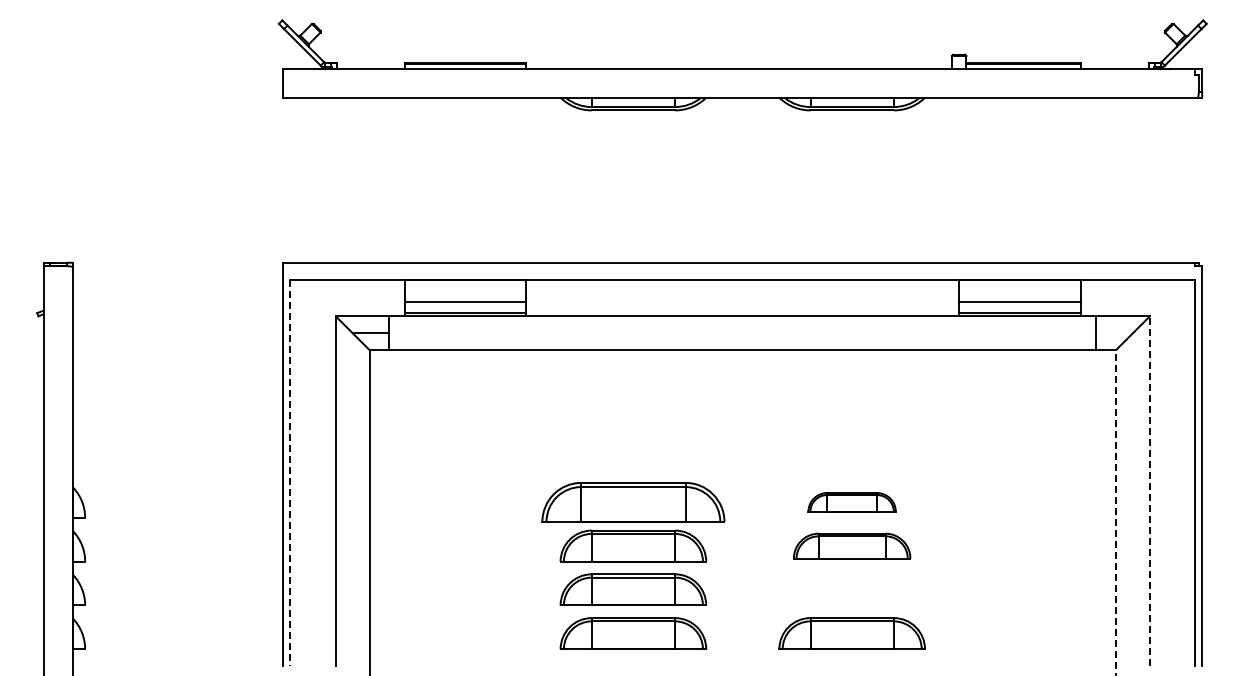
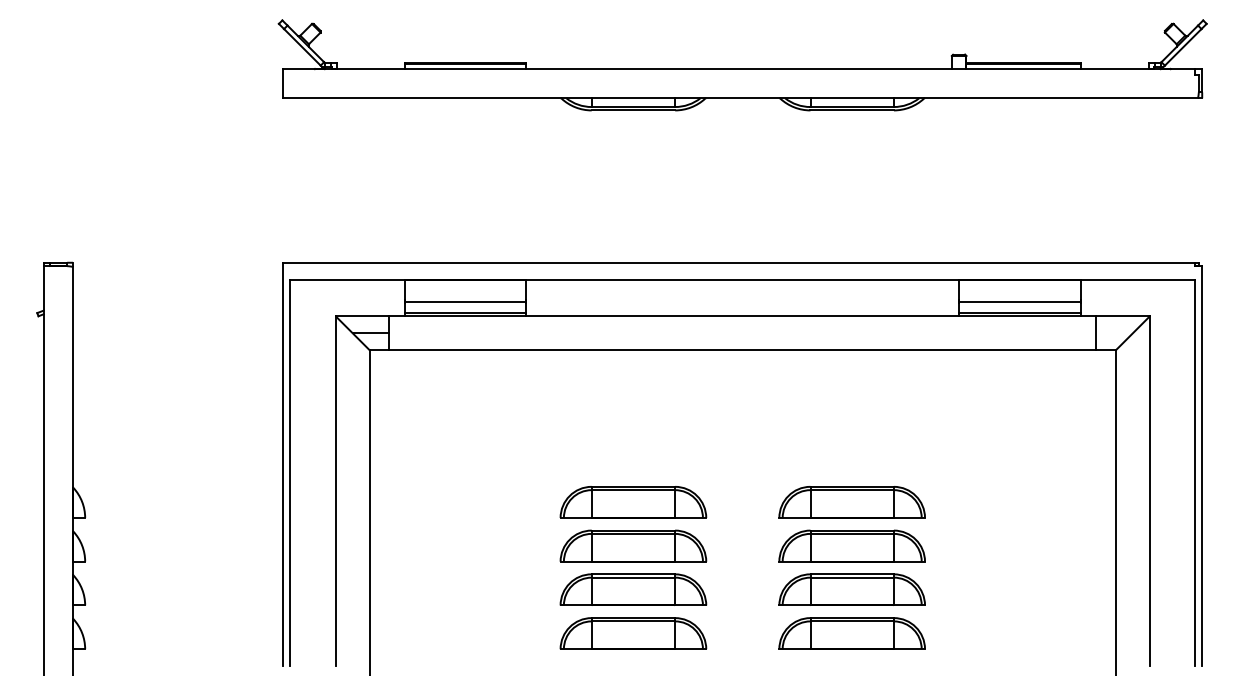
line: dashed -> solid (290, 473)
line: dashed -> solid (1149, 490)
part size: 185x41 px -> 149x33 px (633, 502)
part size: 90x21 px -> 148x33 px (851, 502)
line: dashed -> solid (1115, 513)
part size: 119x28 px -> 148x34 px (851, 545)
part: none -> present (851, 589)
